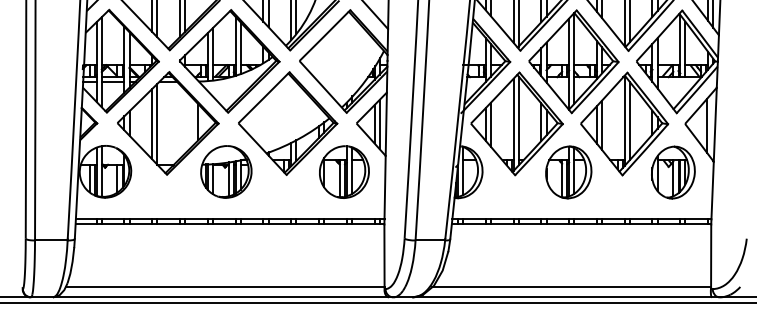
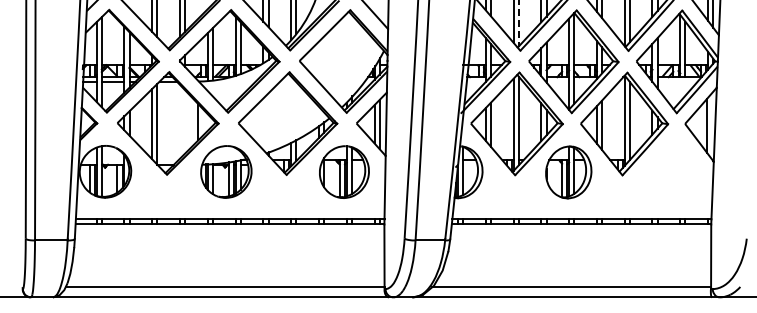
line: solid -> dashed (518, 23)
part: present -> none (673, 172)
line: present -> none (377, 303)
